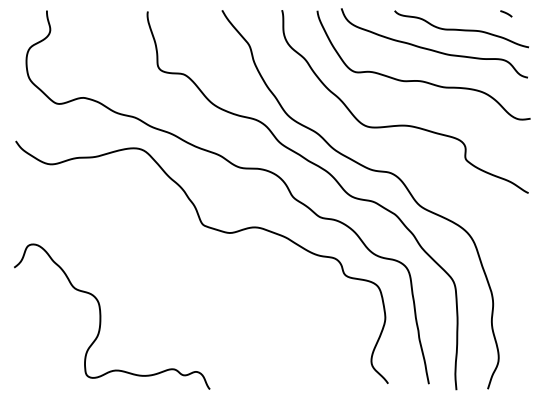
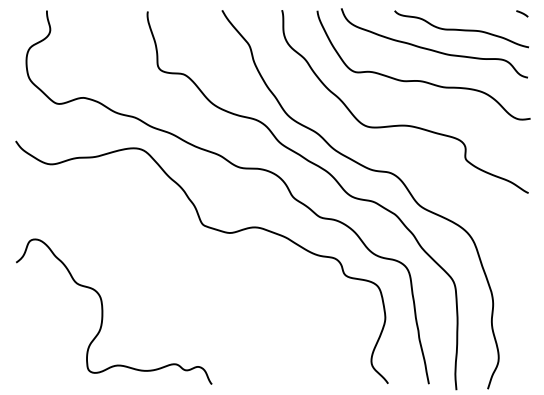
curve position: (506, 13) -> (522, 13) (522, 13)
curve position: (101, 316) -> (103, 311) (103, 311)
